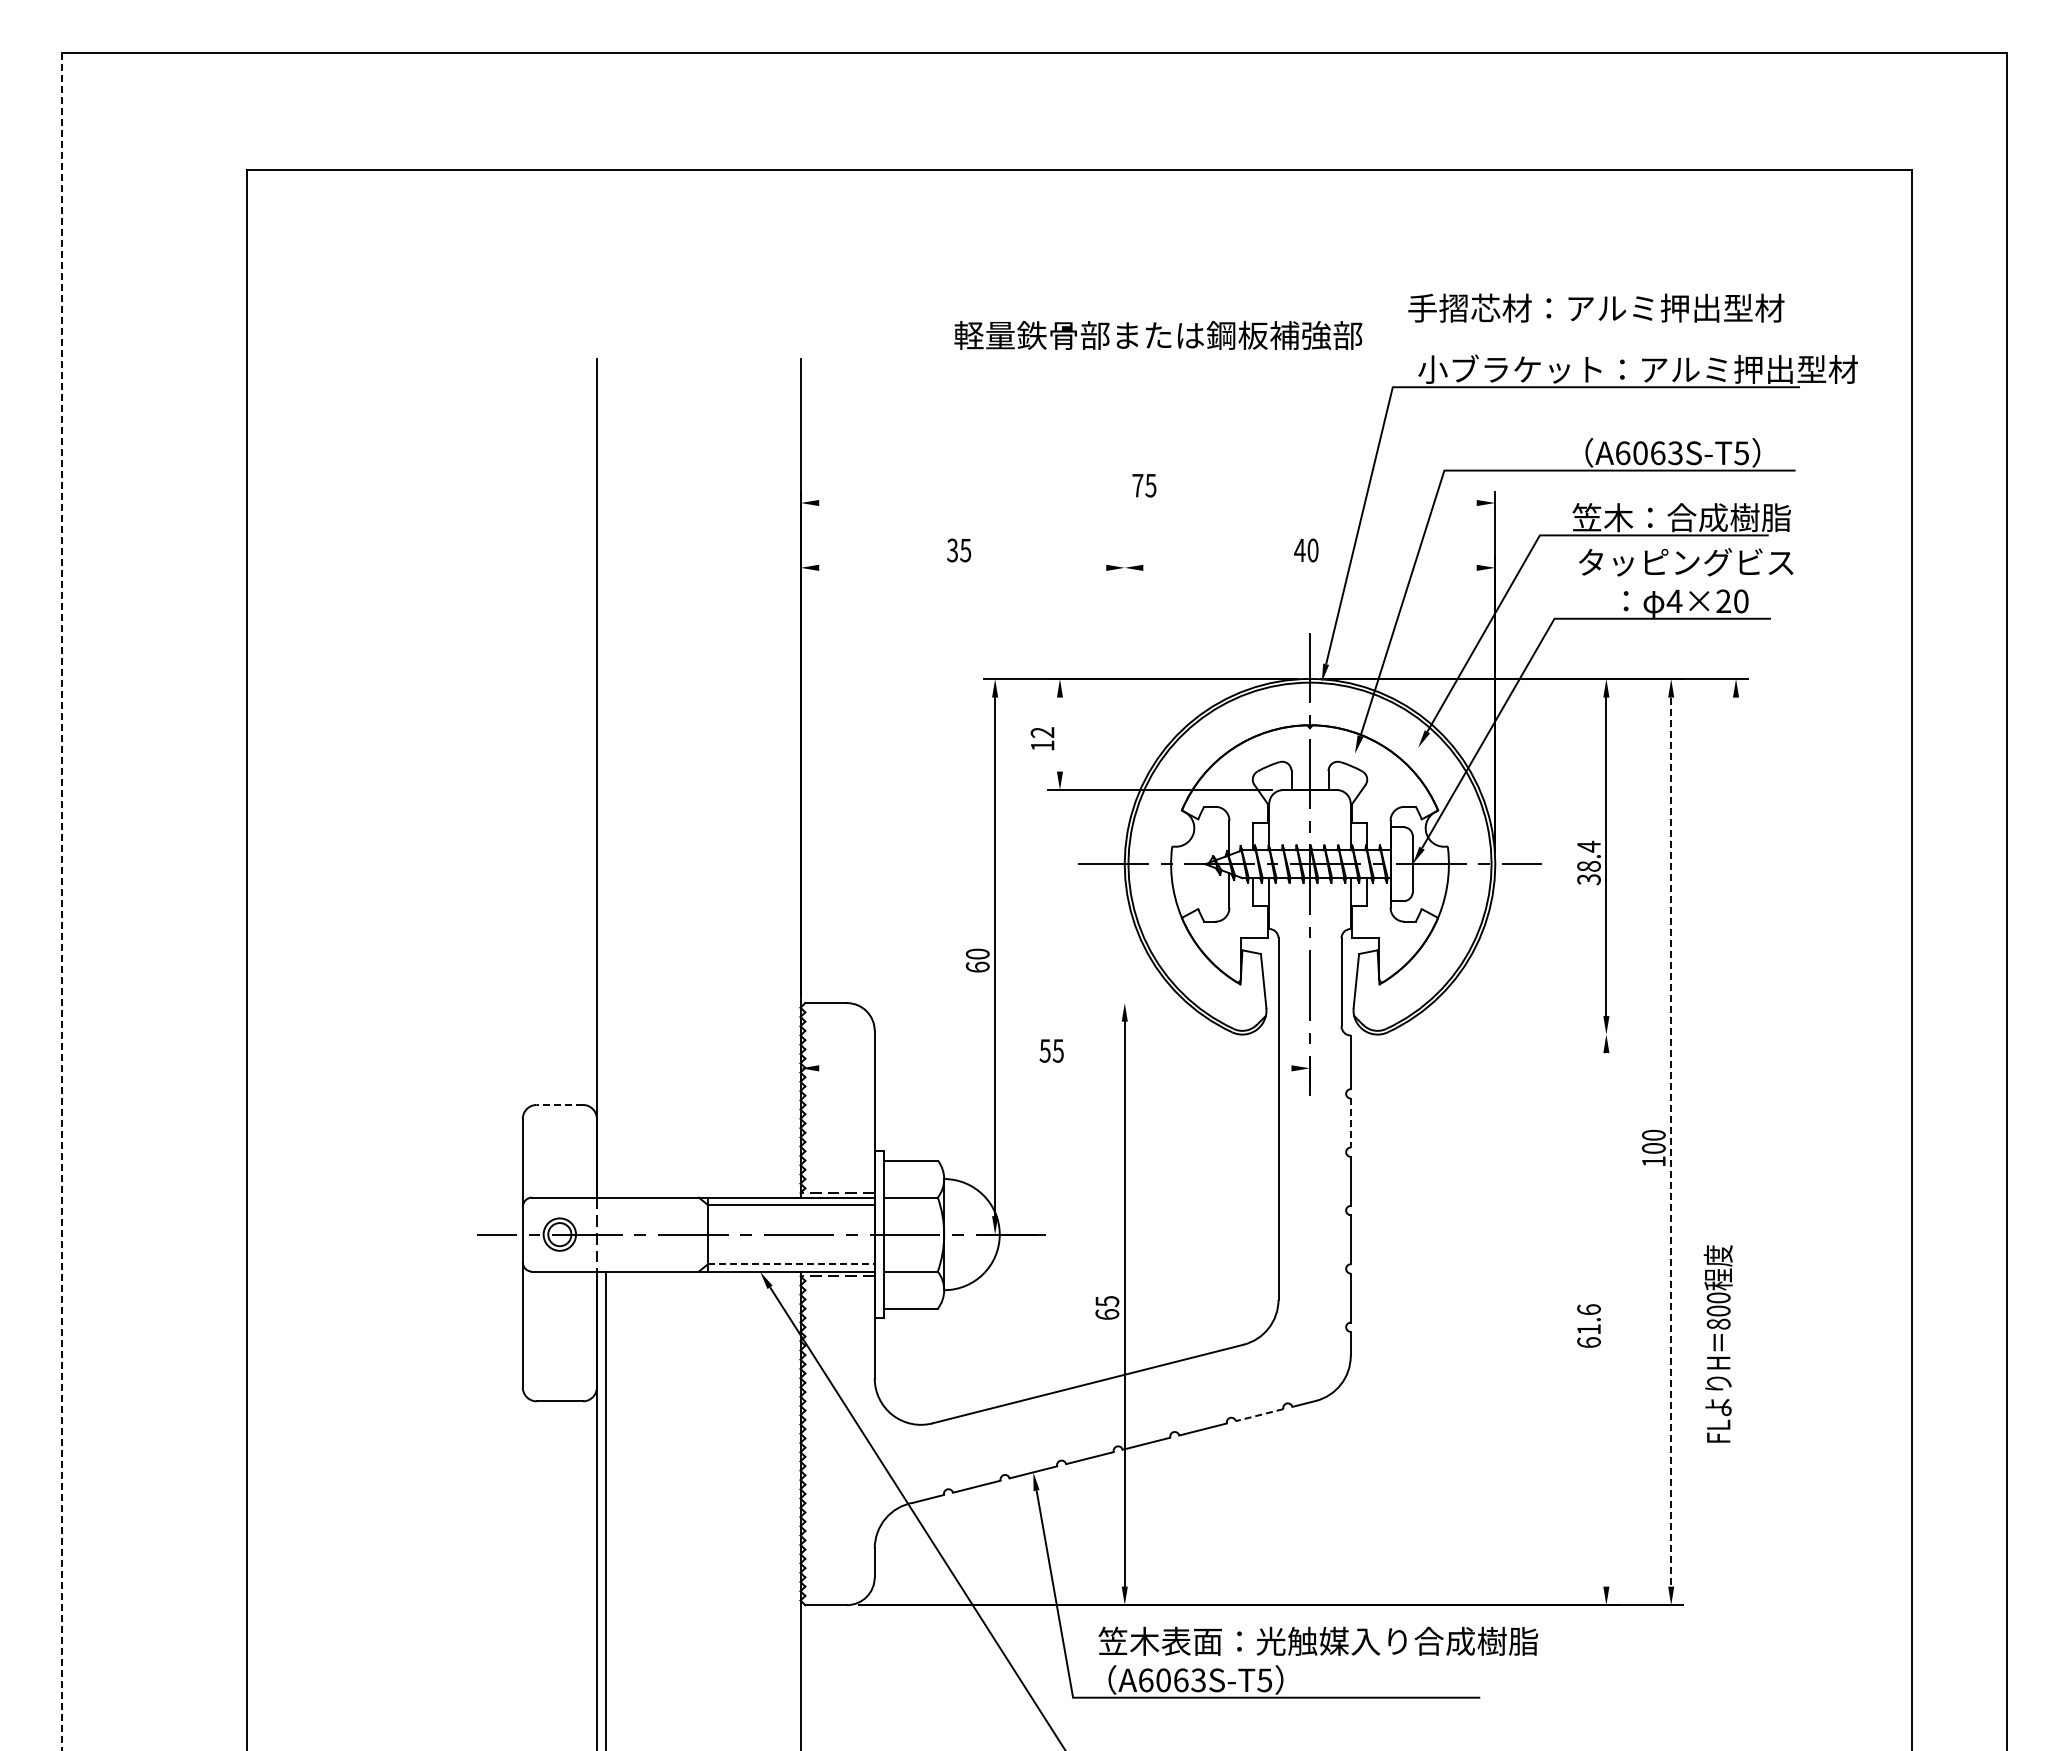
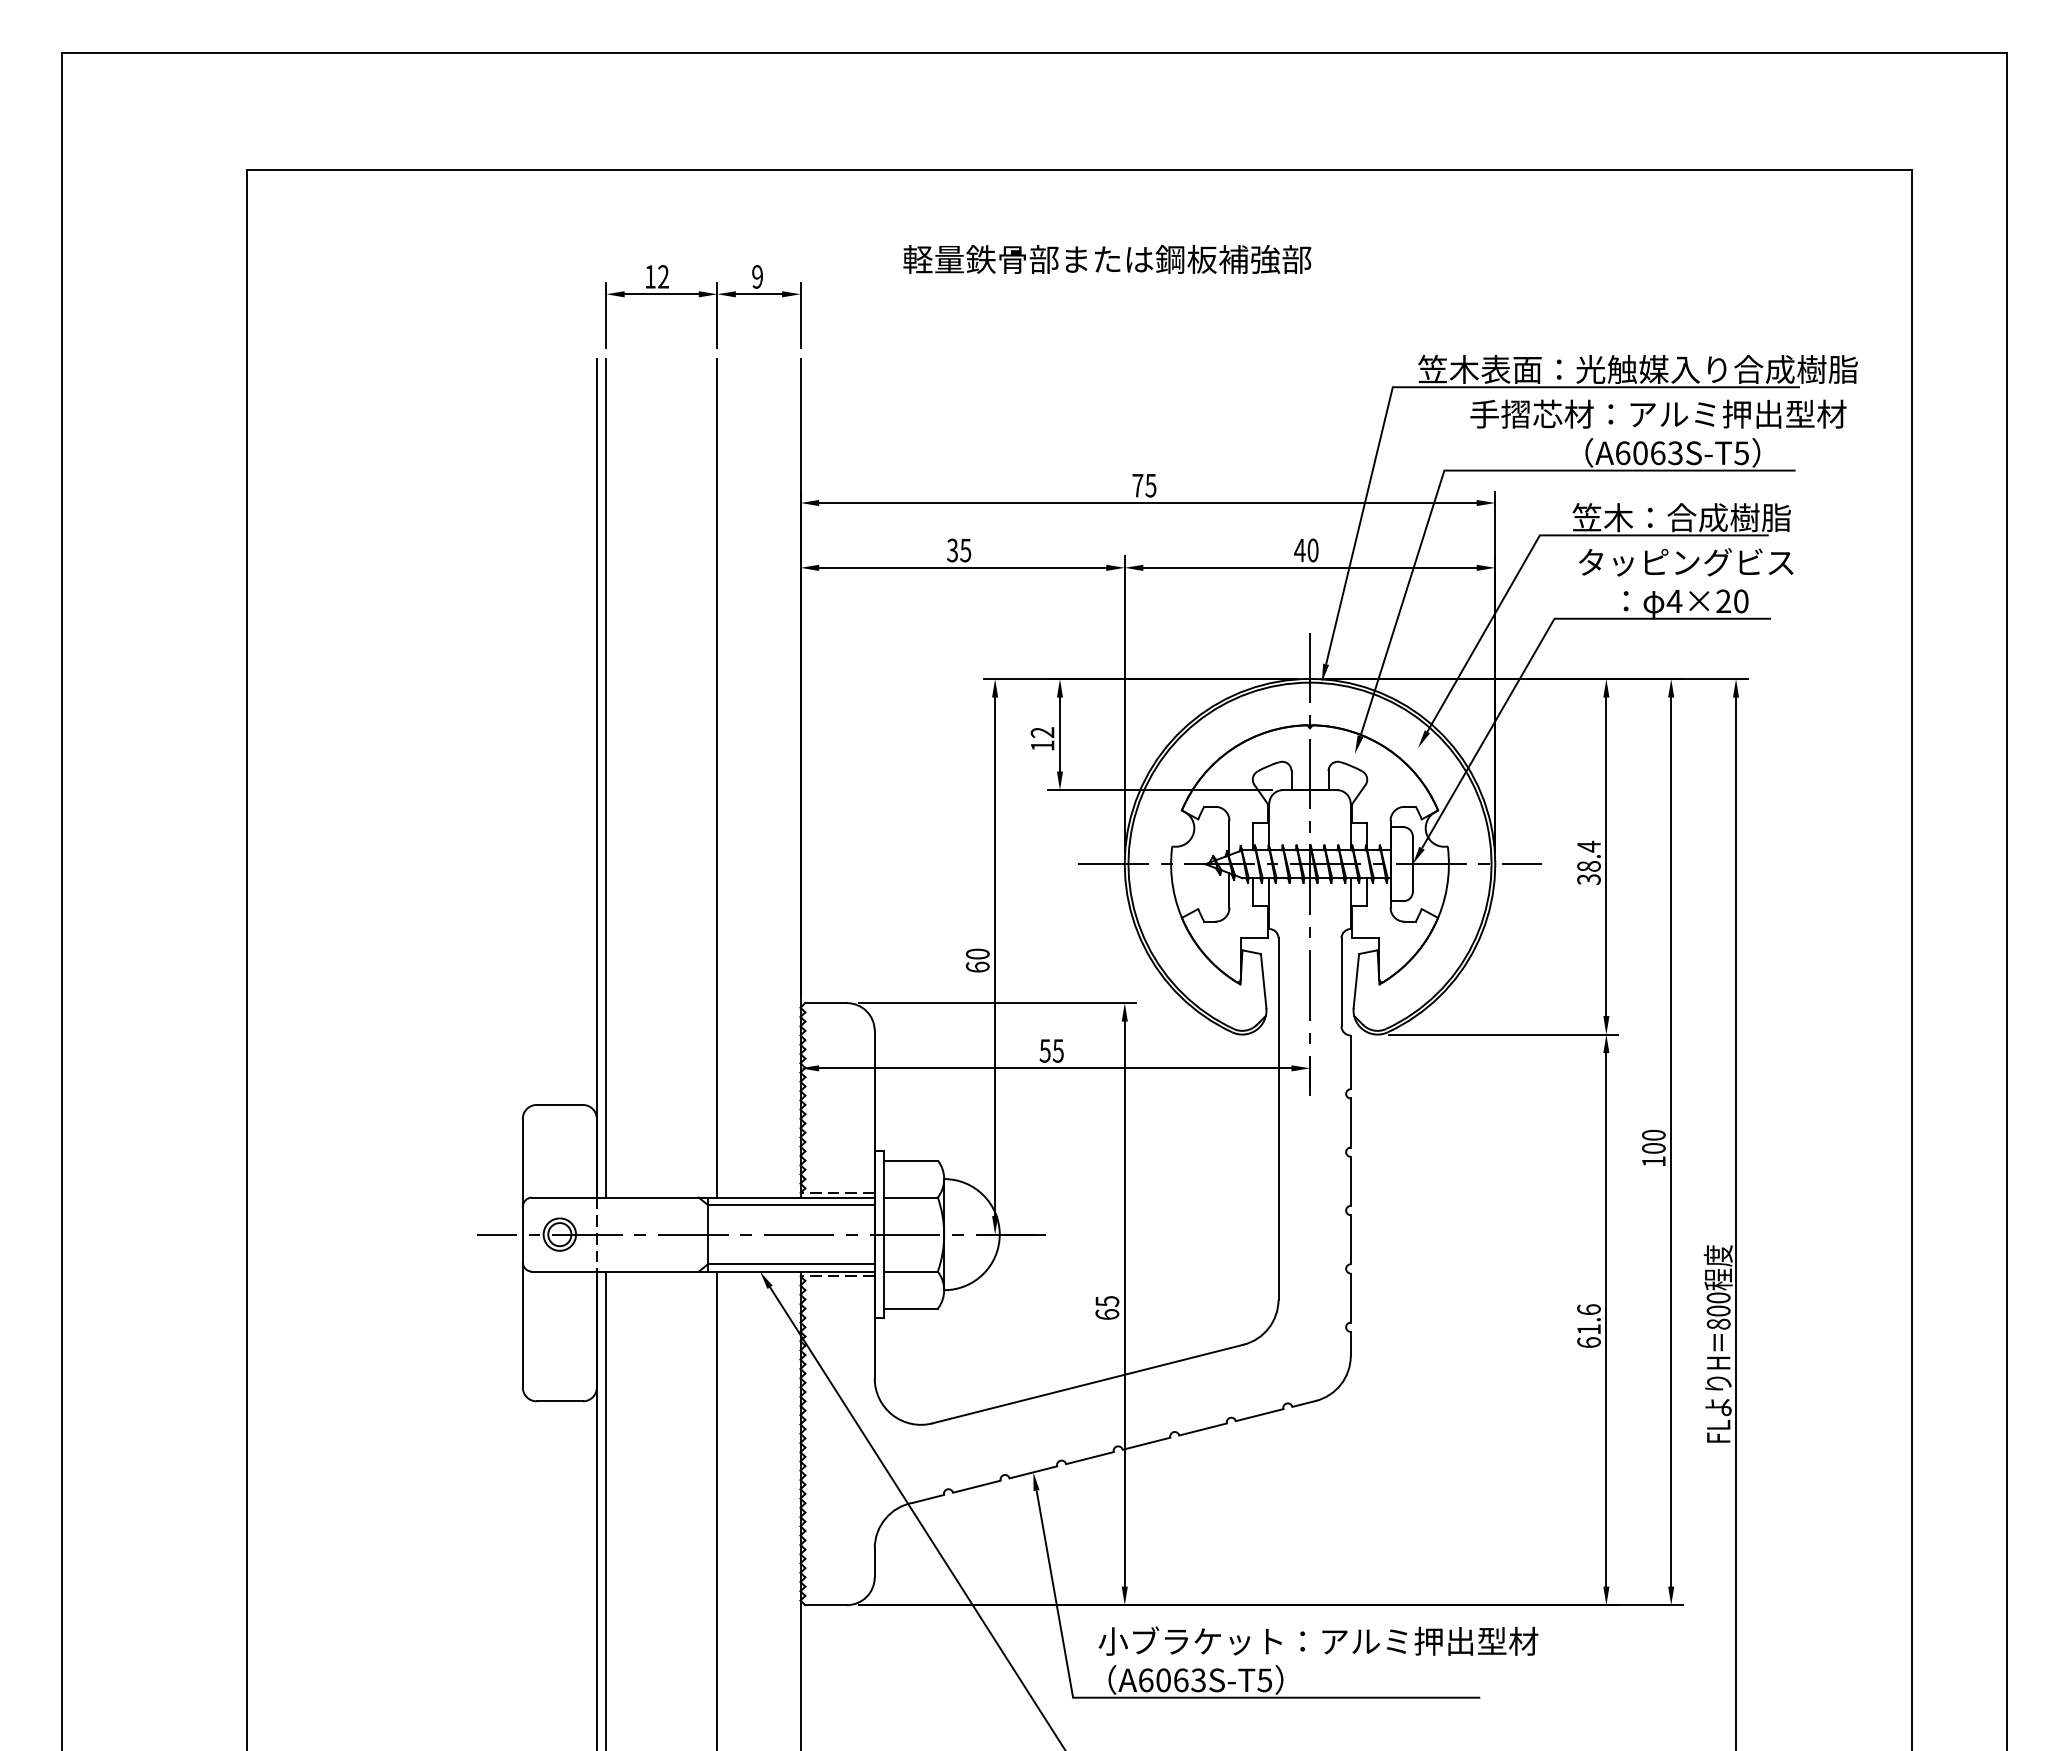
part: none -> present (699, 297)
text position: (1596, 307) -> (1658, 413) (1658, 413)
text position: (1158, 335) -> (1107, 259) (1107, 259)
text: 小ブラケット：アルミ押出型材 -> 笠木表面：光触媒入り合成樹脂 (1637, 368)
line: none -> present (1147, 503)
line: none -> present (962, 567)
line: none -> present (1309, 567)
line: none -> present (1124, 704)
line: none -> present (1059, 734)
line: none -> present (606, 778)
line: none -> present (717, 778)
line: dashed -> solid (62, 901)
line: none -> present (997, 1003)
line: none -> present (1503, 1034)
line: none -> present (1055, 1068)
line: dashed -> solid (559, 1104)
line: dashed -> solid (1350, 1123)
line: dashed -> solid (1671, 1142)
line: none -> present (1736, 1222)
line: dashed -> solid (791, 1264)
line: none -> present (1606, 1319)
line: dashed -> solid (1259, 1415)
line: none -> present (717, 1509)
text: 笠木表面：光触媒入り合成樹脂 -> 小ブラケット：アルミ押出型材 (1318, 1640)
